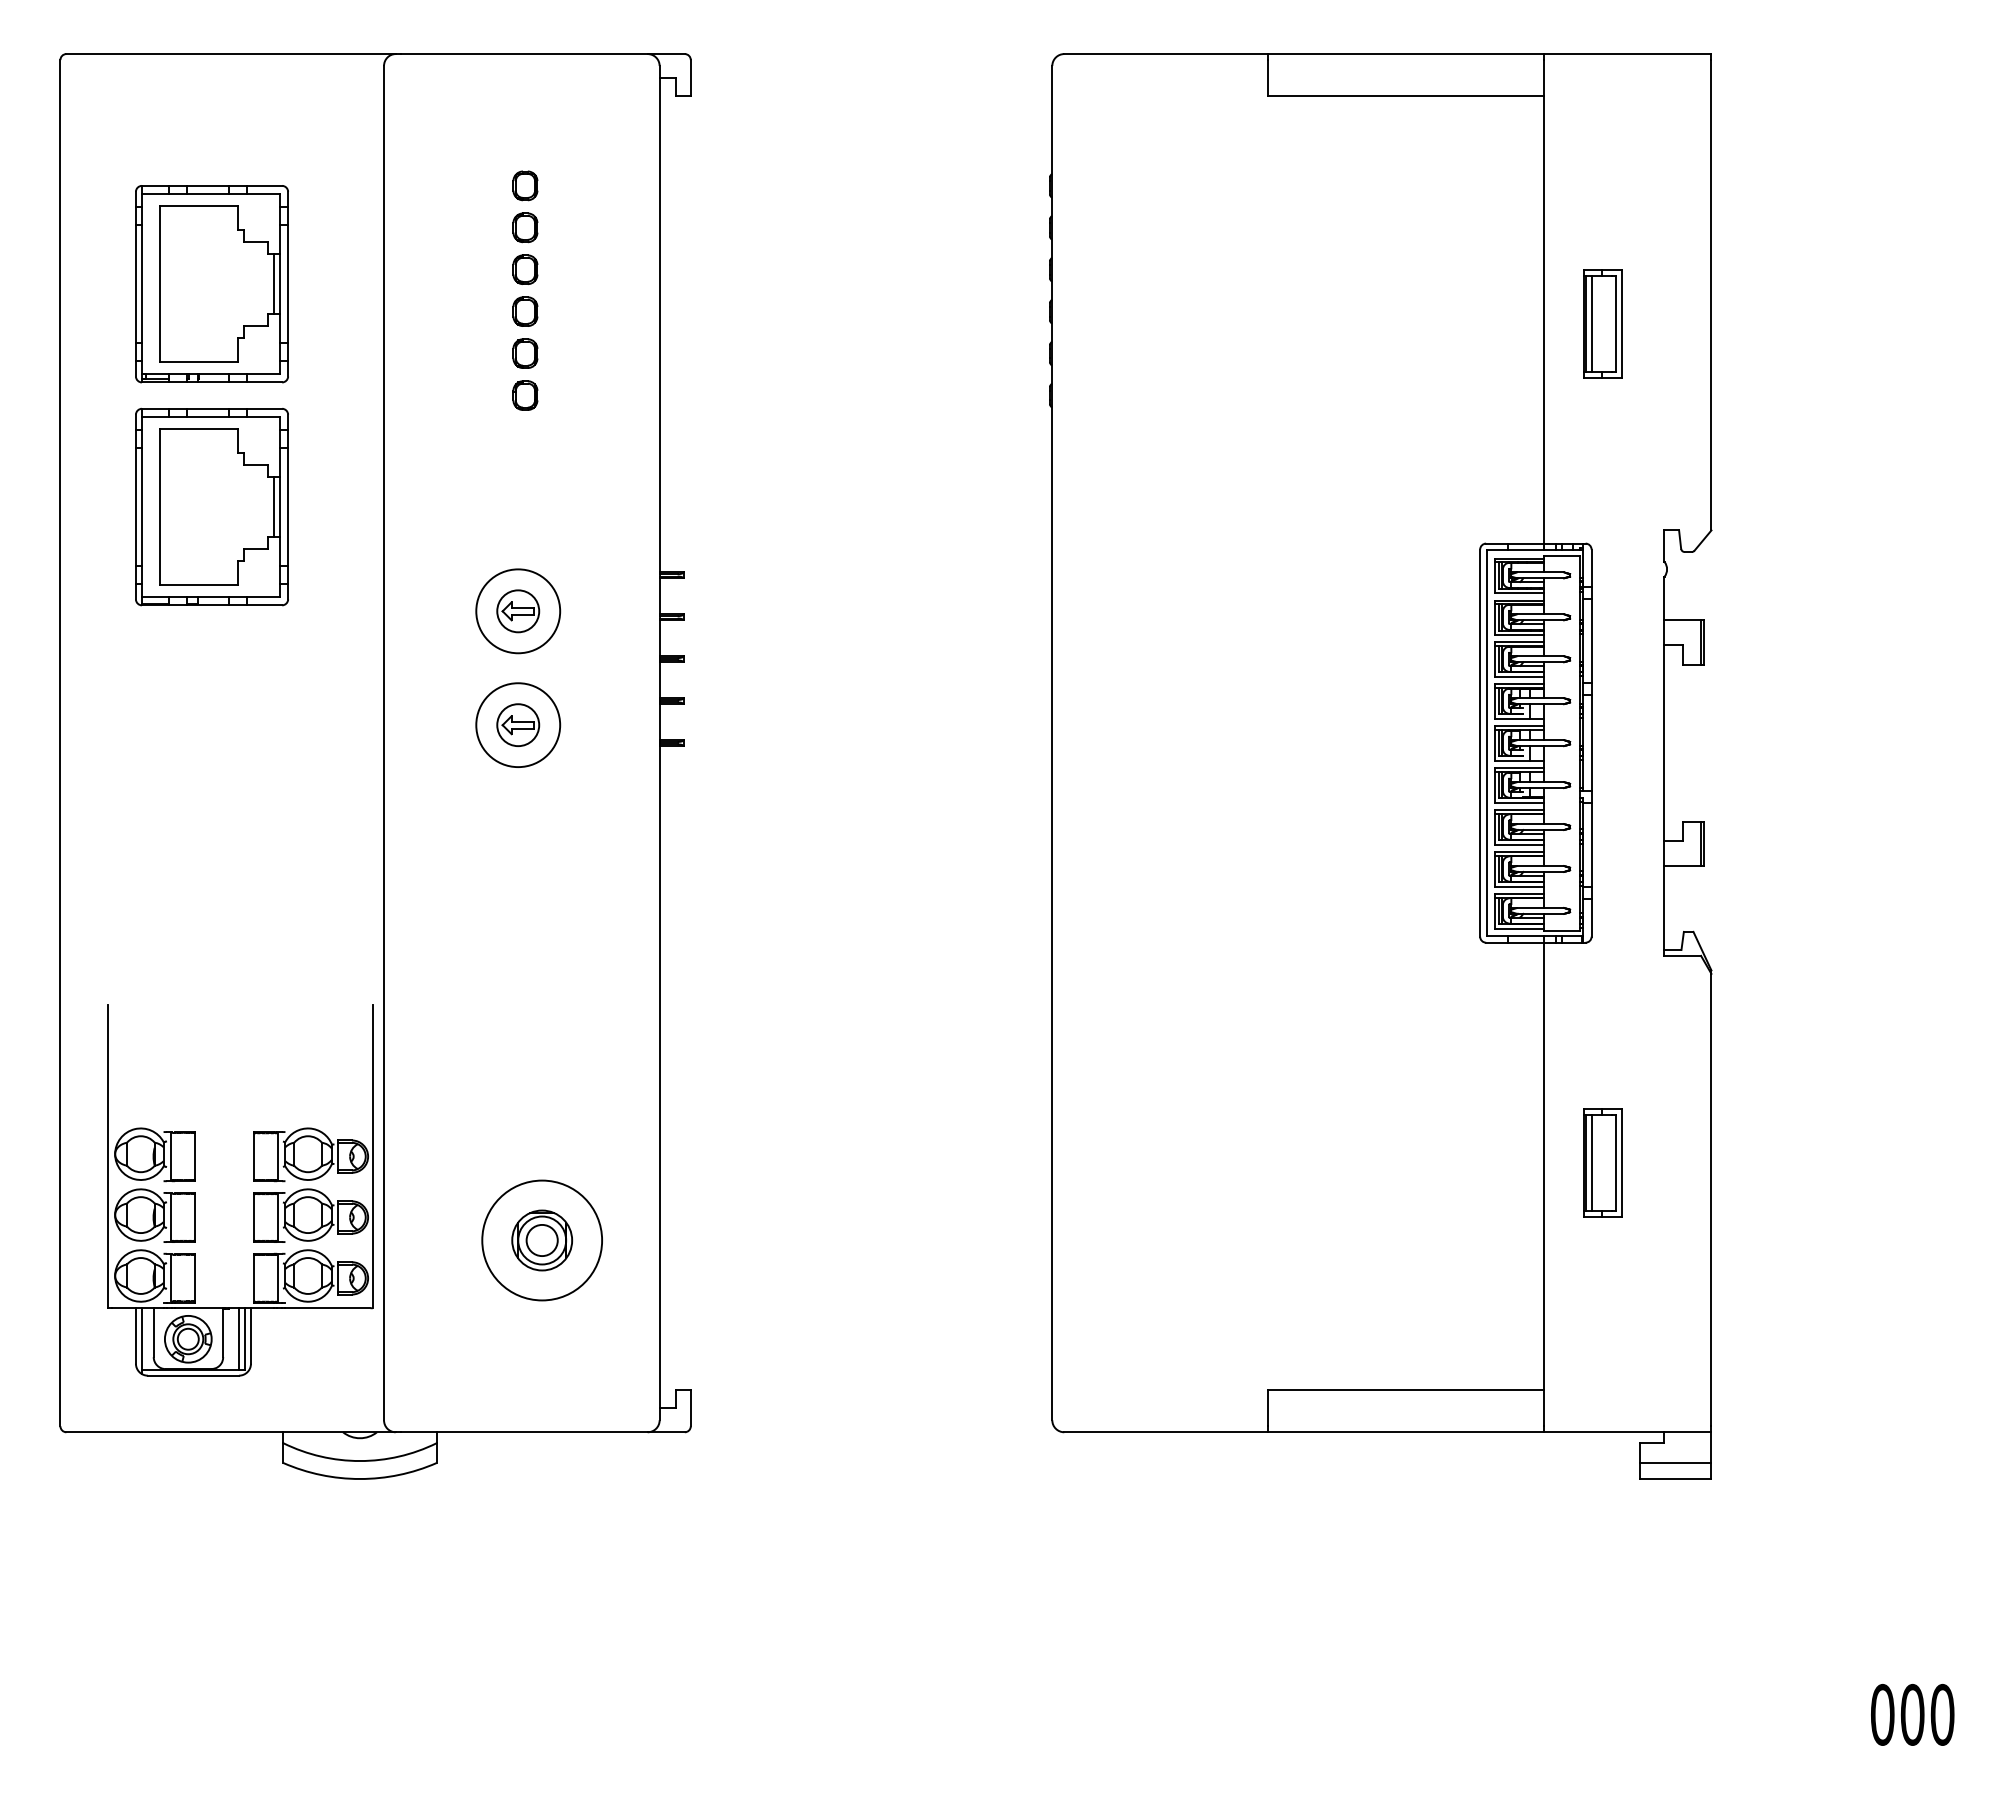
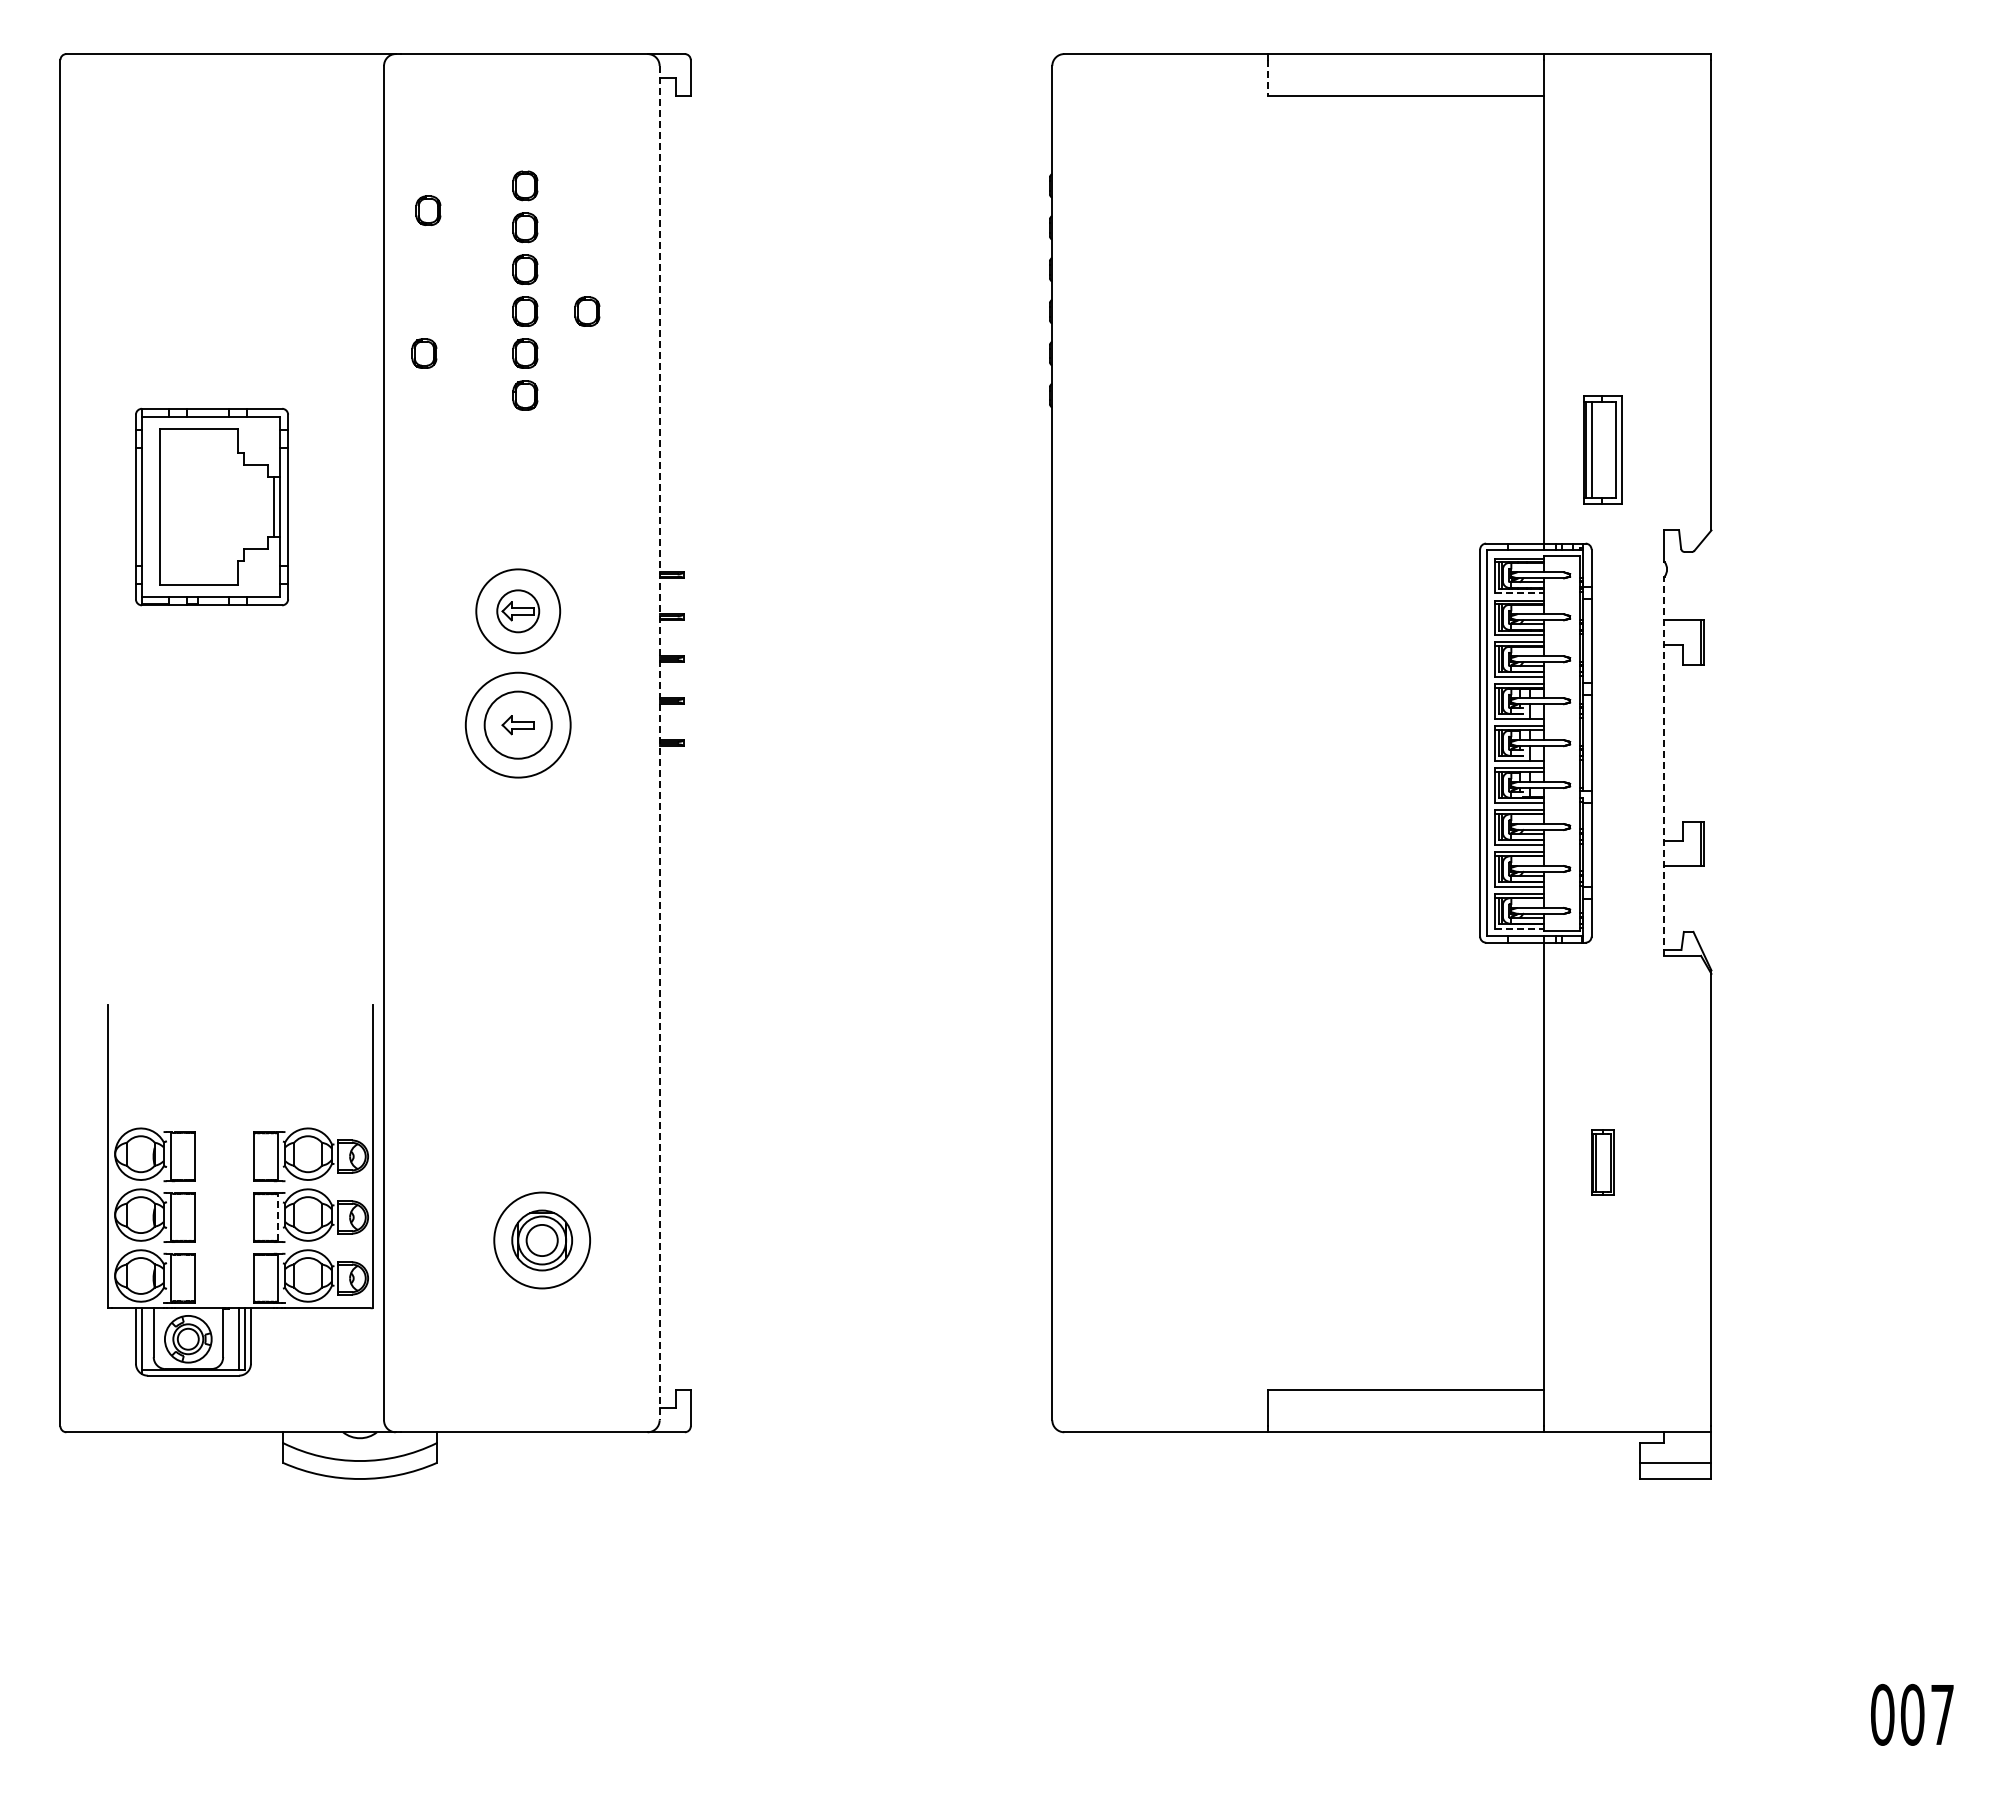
line: solid -> dashed (1268, 78)
part: none -> present (428, 210)
part: present -> none (211, 284)
part: none -> present (587, 311)
part position: (1602, 323) -> (1602, 449) (1602, 449)
part: none -> present (424, 353)
line: solid -> dashed (1519, 593)
circle diameter: 42 px -> 67 px (517, 724)
circle diameter: 84 px -> 105 px (517, 724)
line: solid -> dashed (659, 743)
line: solid -> dashed (1663, 766)
line: solid -> dashed (1519, 928)
part size: 40x110 px -> 24x67 px (1602, 1162)
line: solid -> dashed (277, 1217)
circle diameter: 120 px -> 96 px (542, 1240)
text: 000 -> 007 (1942, 1714)
